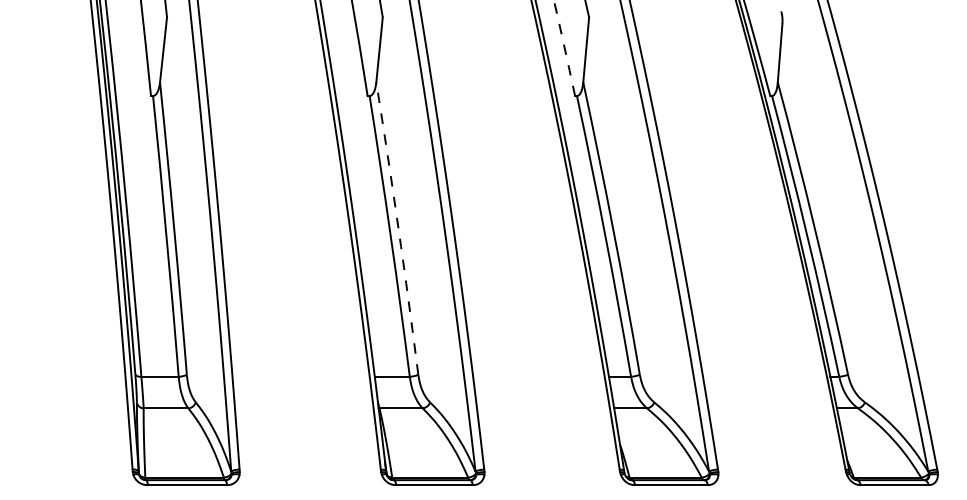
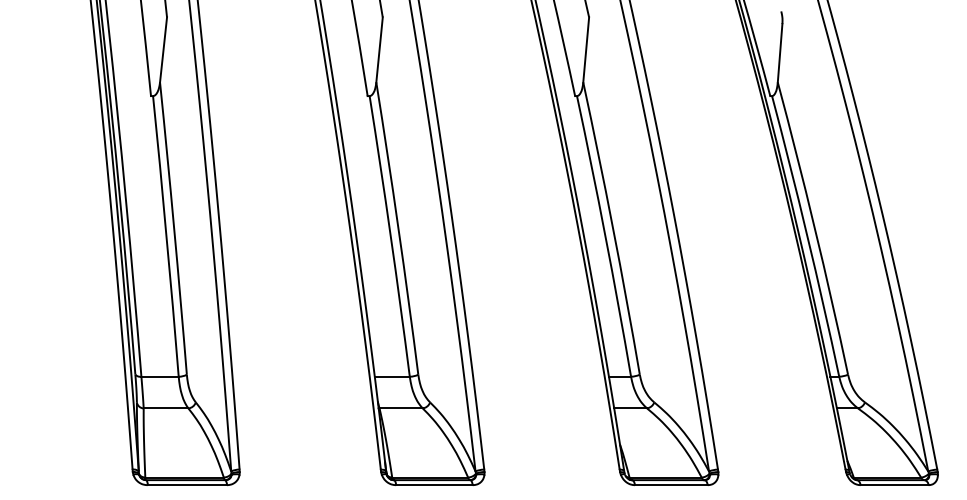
arc: dashed -> solid (564, 47)
arc: dashed -> solid (398, 228)
